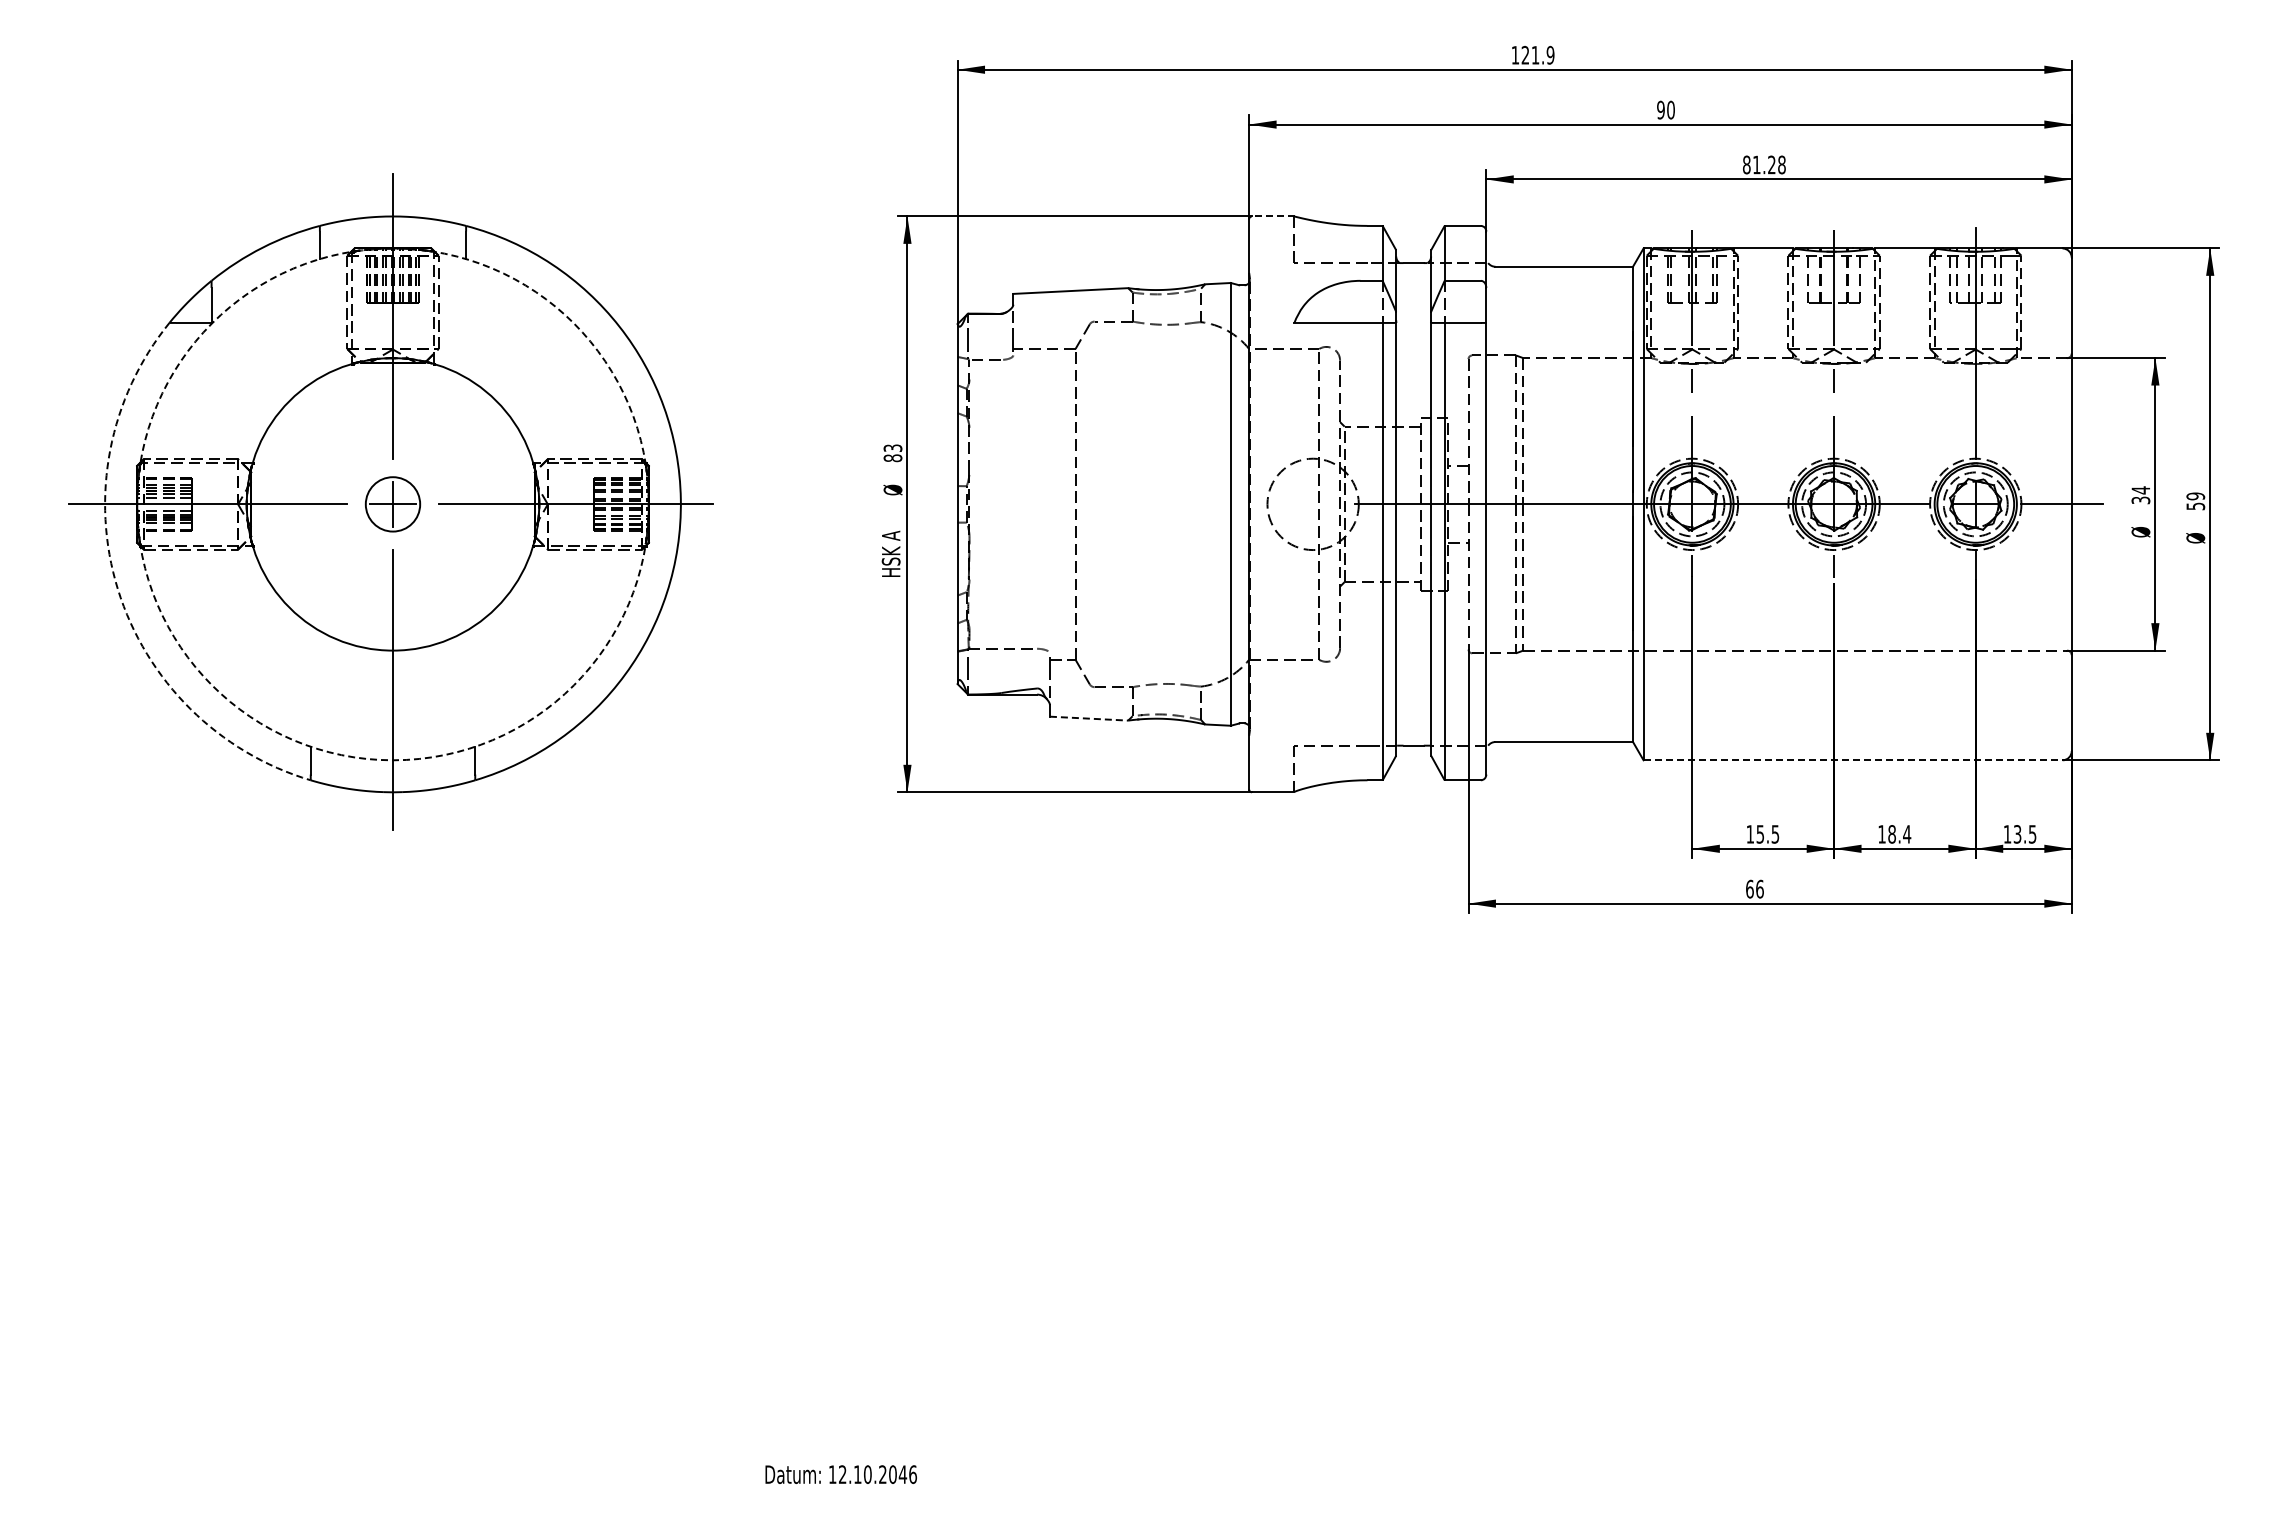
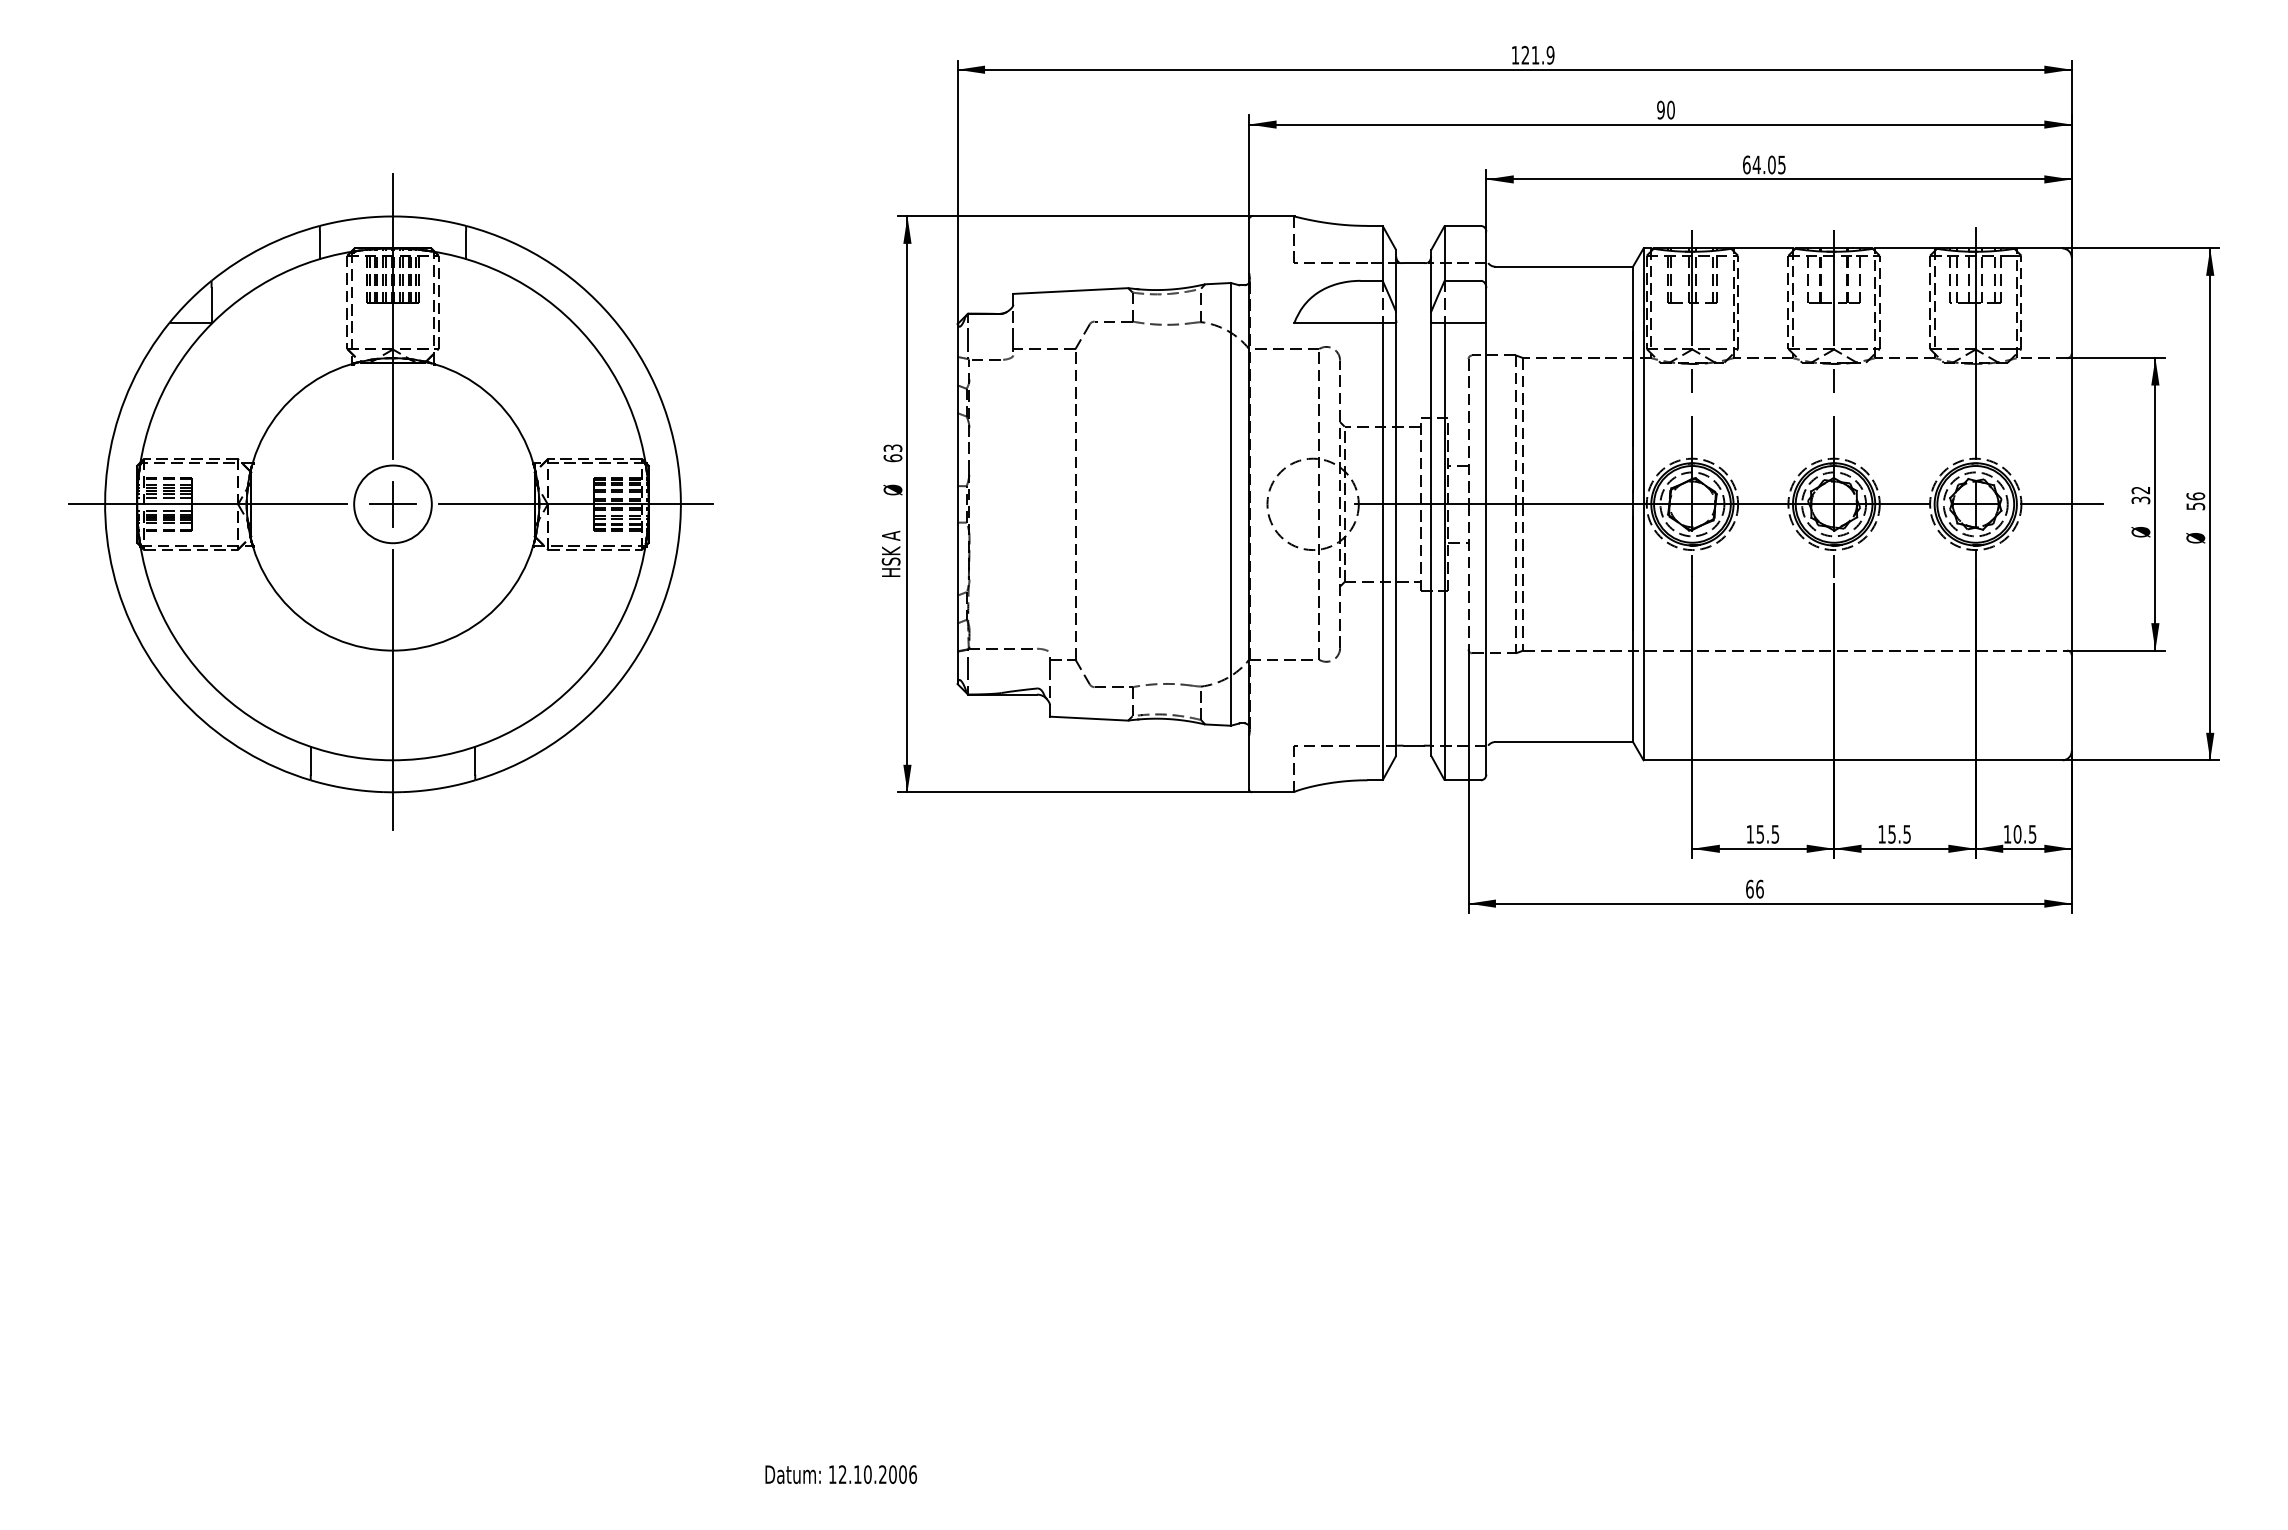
text: 81.28 -> 64.05 (1764, 164)
line: dashed -> solid (1272, 216)
text: 83 -> 63 (892, 458)
text: 34 -> 32 (2140, 490)
text: 59 -> 56 (2195, 496)
circle diameter: 54 px -> 78 px (392, 504)
circle: dashed -> solid (392, 504)
arc: dashed -> solid (117, 589)
line: dashed -> solid (1089, 718)
line: dashed -> solid (1853, 760)
text: 18.4 -> 15.5 (1899, 834)
text: 13.5 -> 10.5 (2017, 834)
text: 12.10.2046 -> 12.10.2006 (902, 1474)
